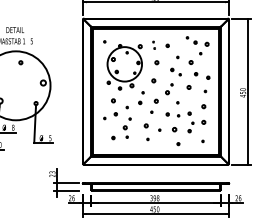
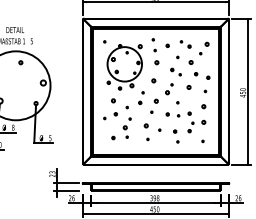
part position: (191, 40) -> (185, 44) (185, 44)
part size: 4x10 px -> 6x15 px (153, 45)
part size: 9x20 px -> 7x15 px (176, 136)
